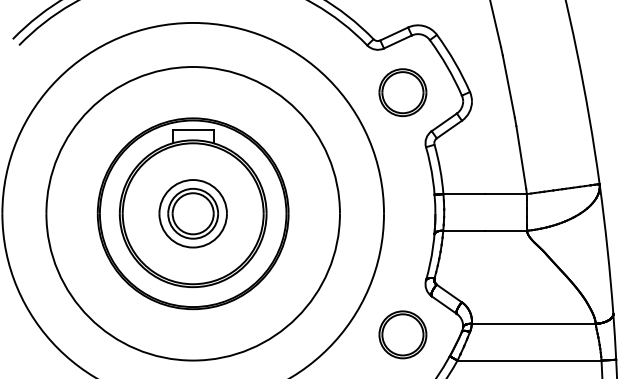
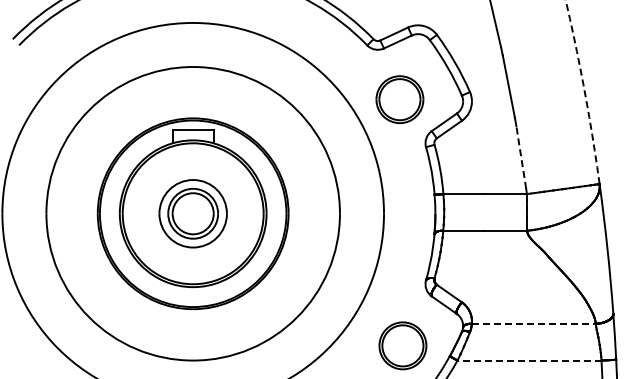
arc: solid -> dashed (584, 91)
part position: (402, 92) -> (399, 99) (399, 99)
line: solid -> dashed (521, 157)
line: solid -> dashed (533, 323)
part position: (402, 334) -> (402, 345) (402, 345)
line: solid -> dashed (529, 360)
